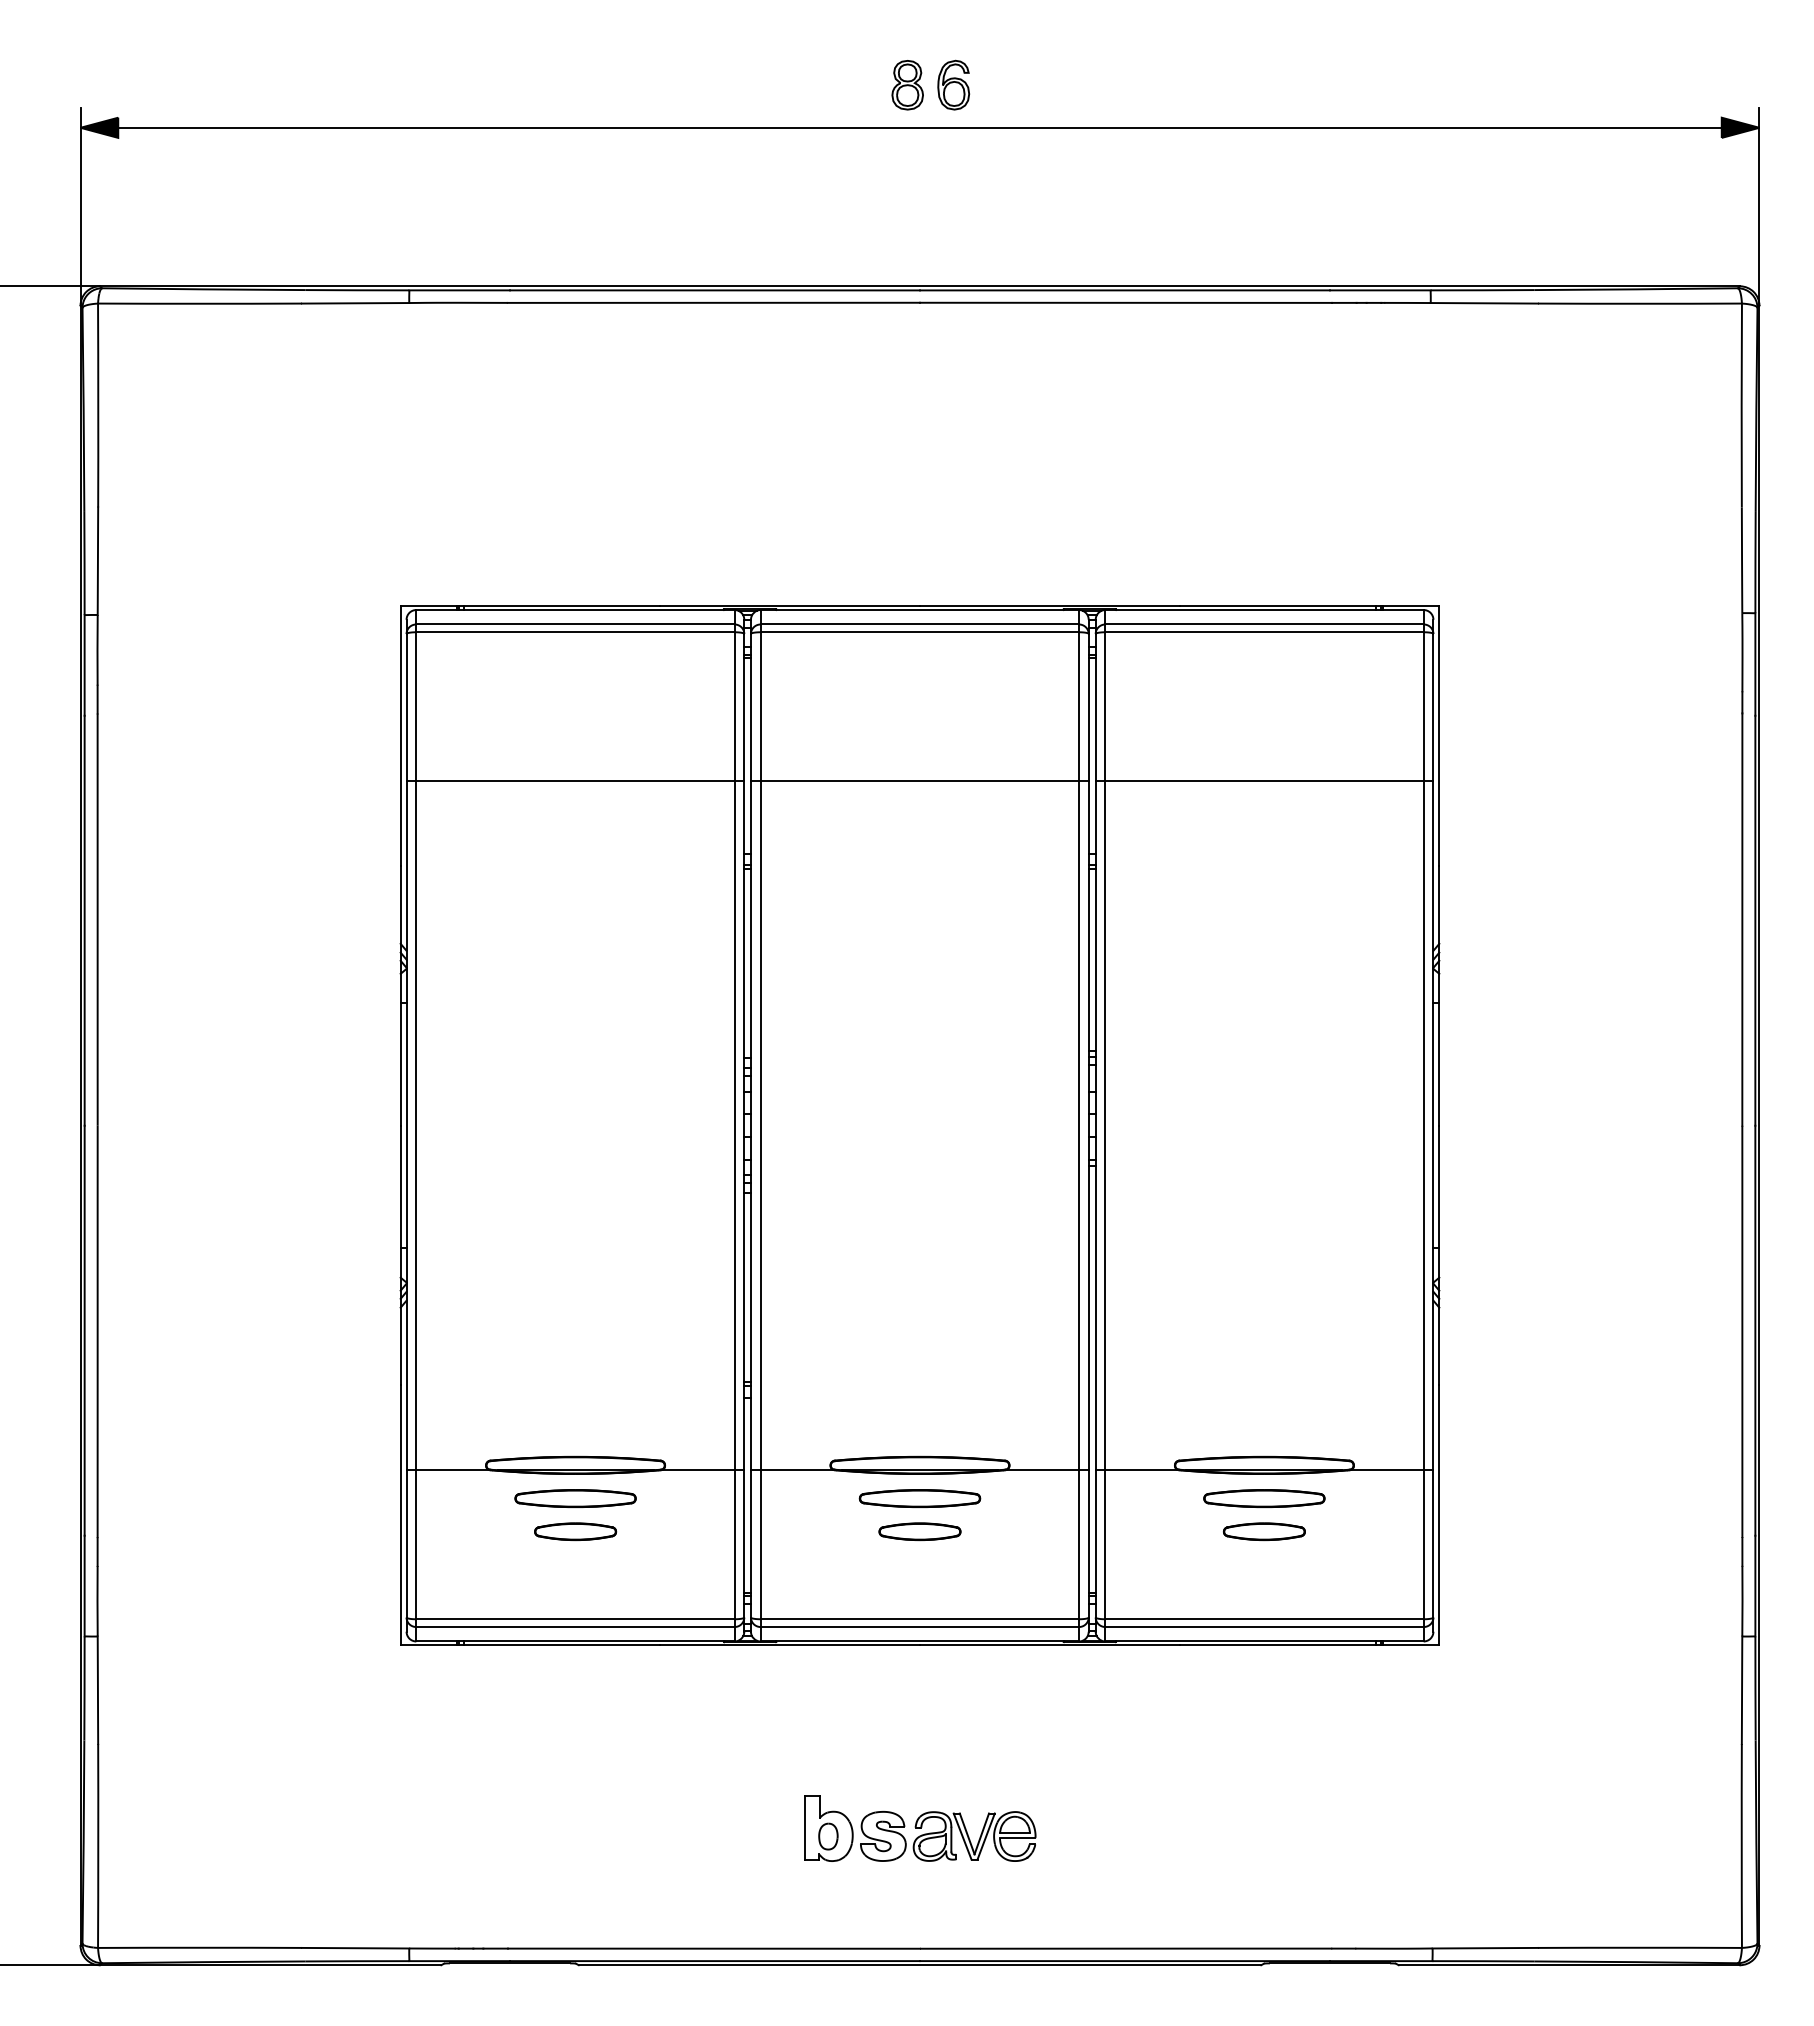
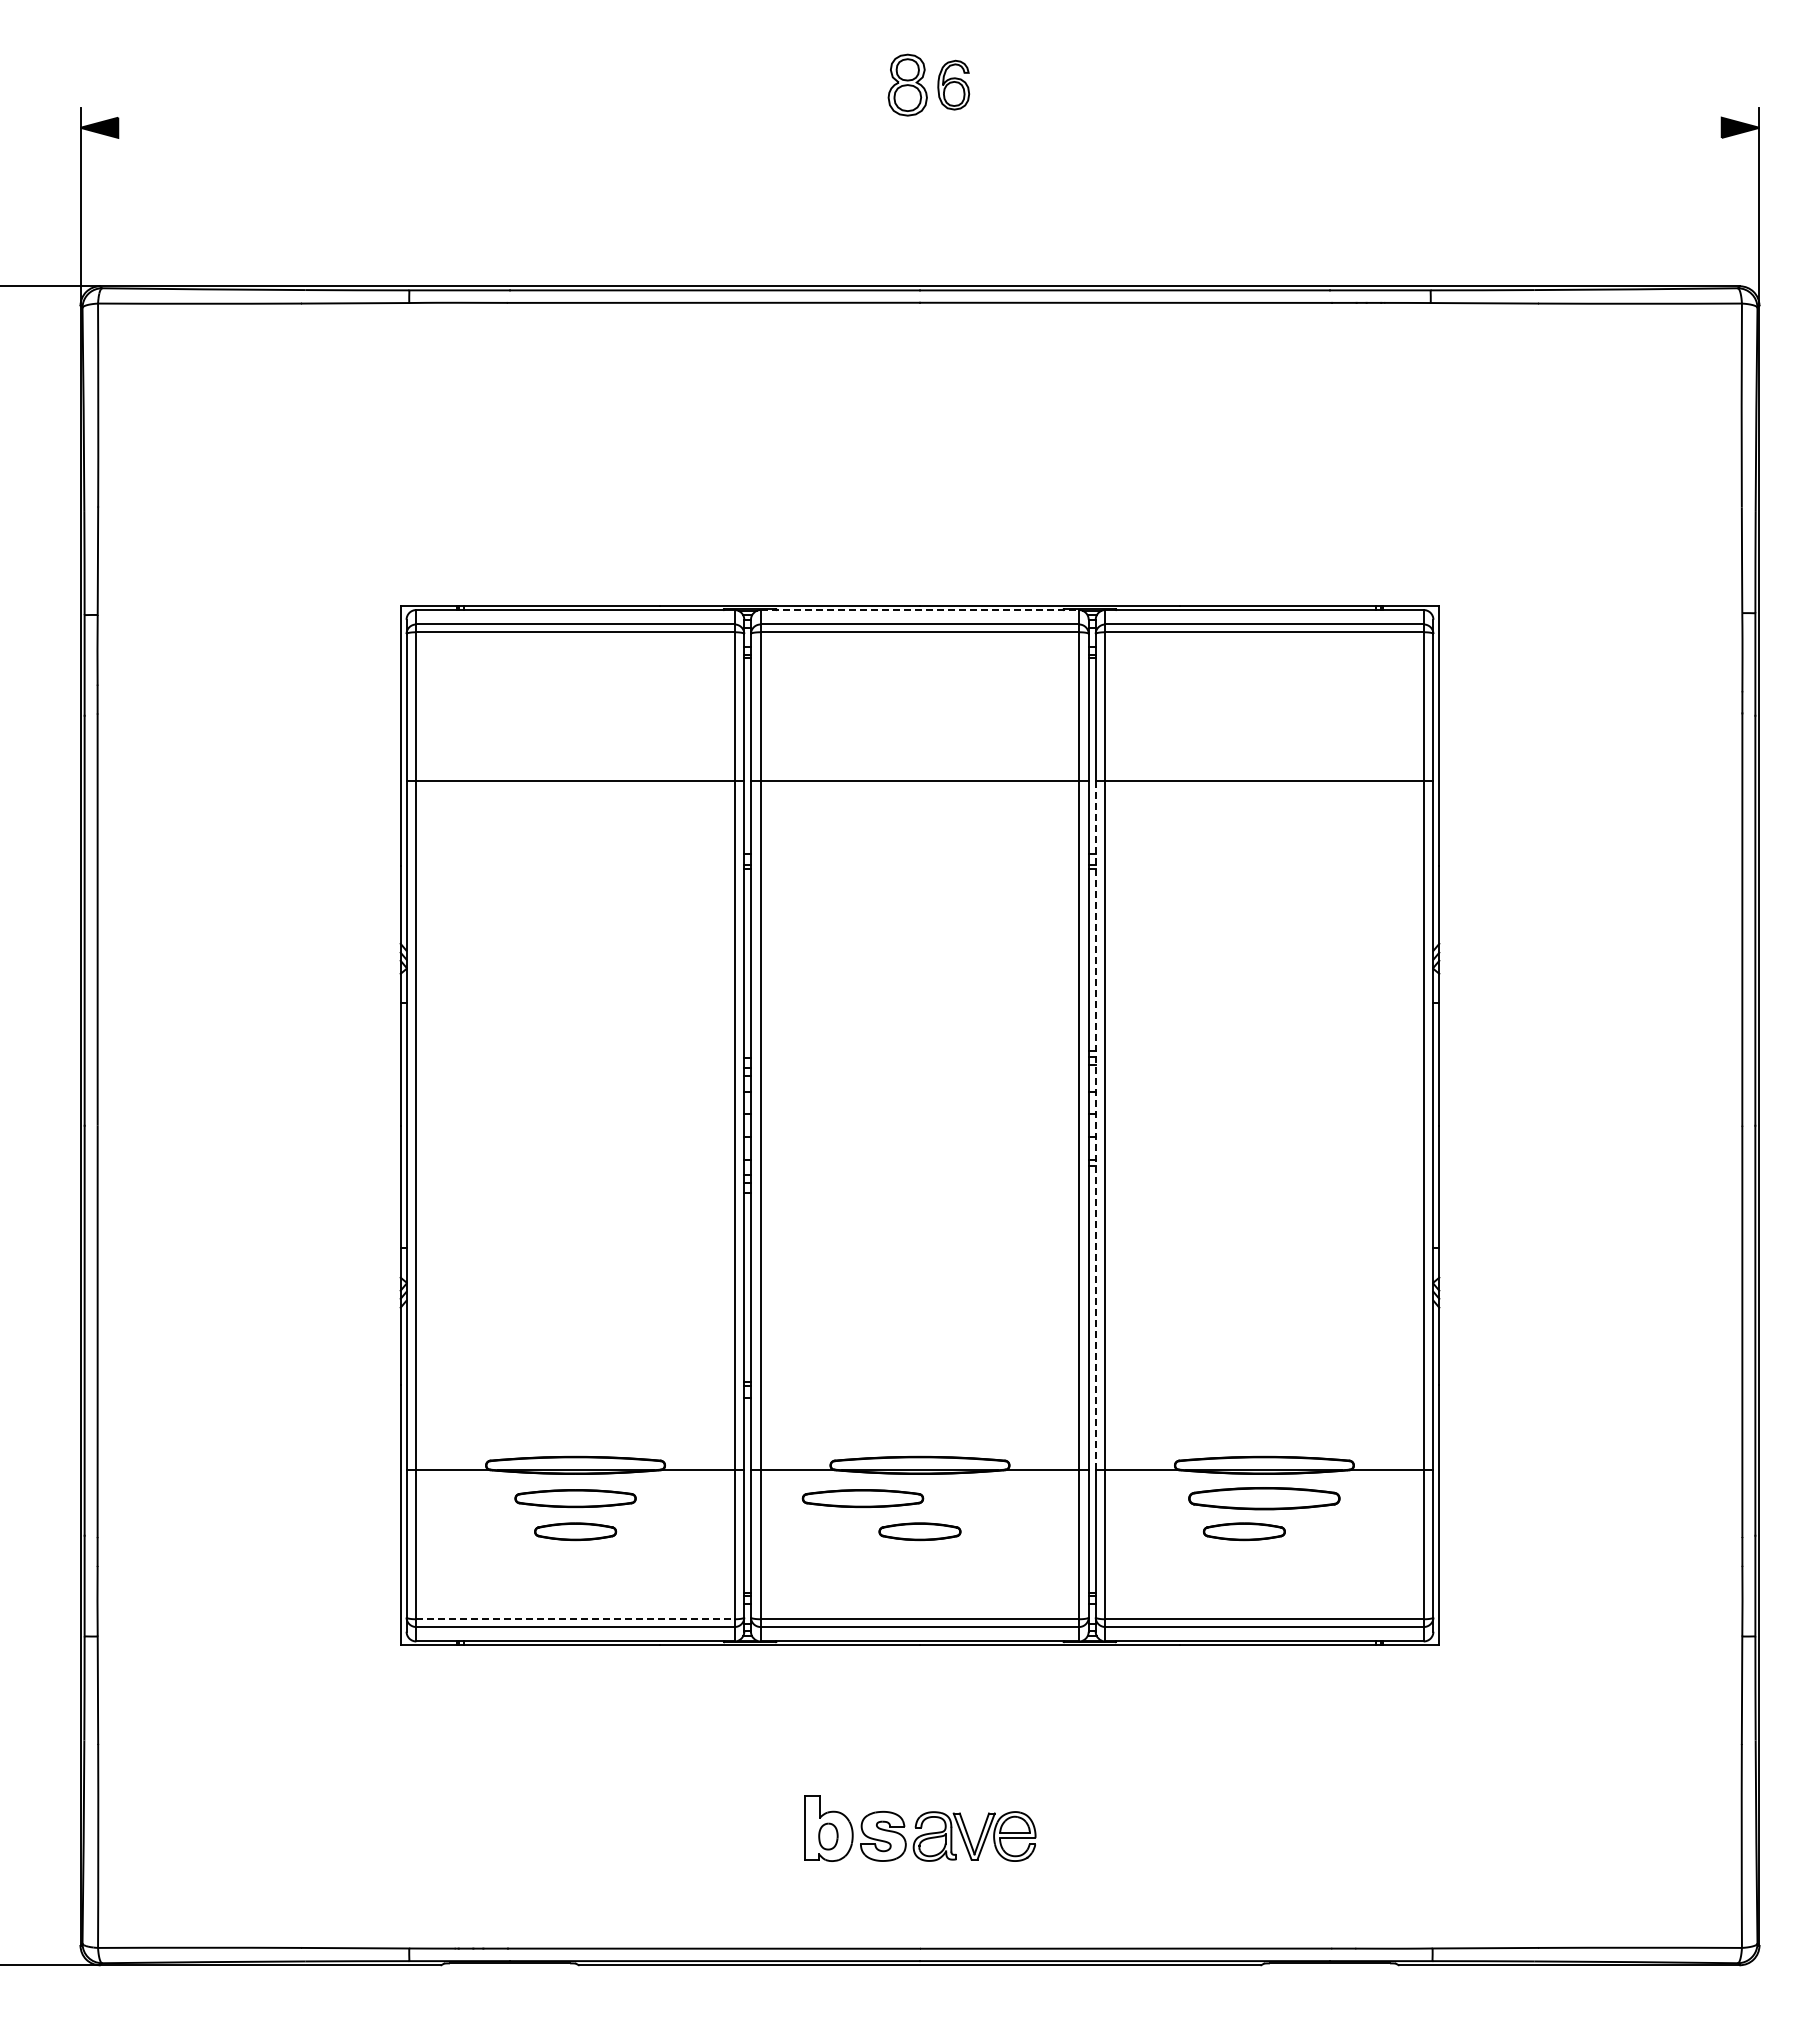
part size: 33x51 px -> 41x64 px (907, 84)
line: present -> none (919, 127)
line: solid -> dashed (920, 610)
line: solid -> dashed (1095, 1125)
part position: (919, 1498) -> (862, 1498) (862, 1498)
part size: 123x19 px -> 153x24 px (1264, 1498)
part position: (1264, 1531) -> (1244, 1531) (1244, 1531)
line: solid -> dashed (575, 1619)
